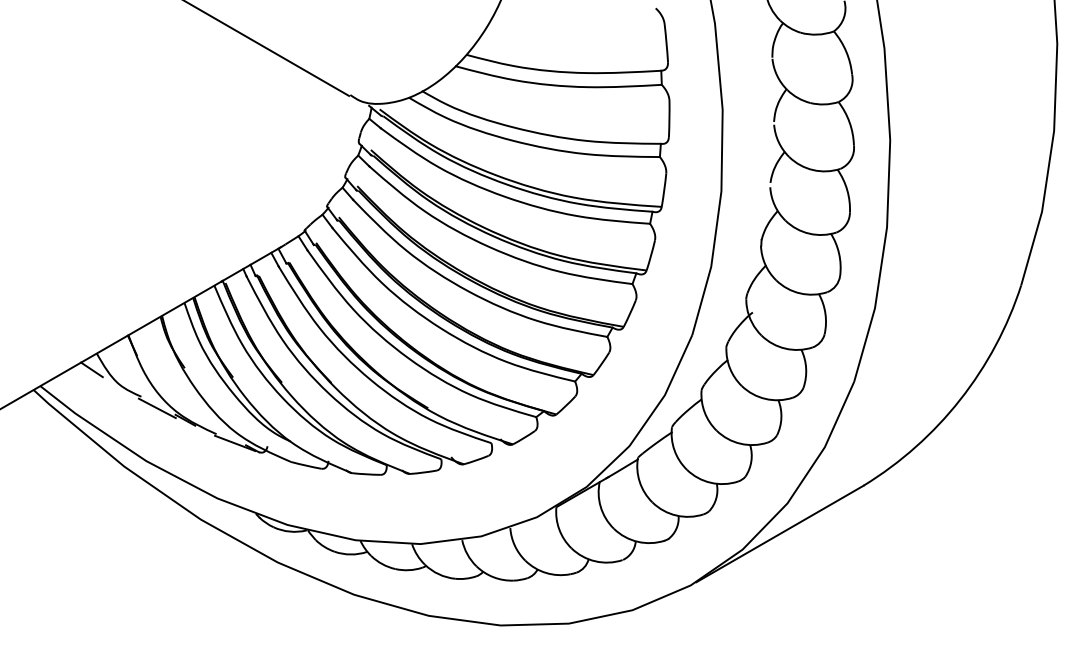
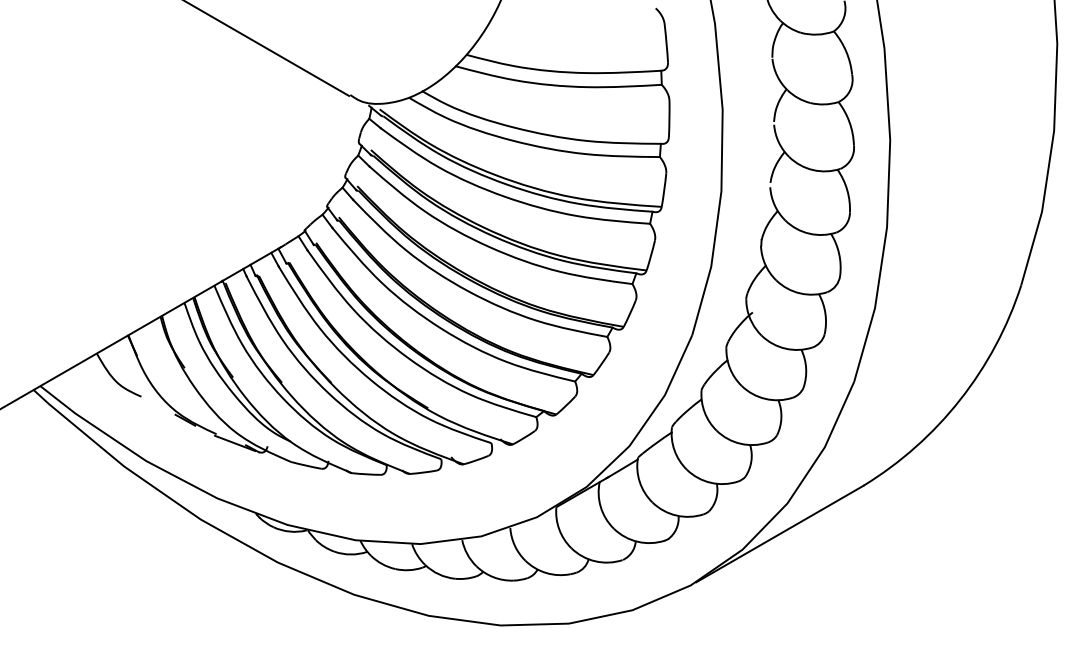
line: present -> none (91, 369)
line: present -> none (156, 408)
